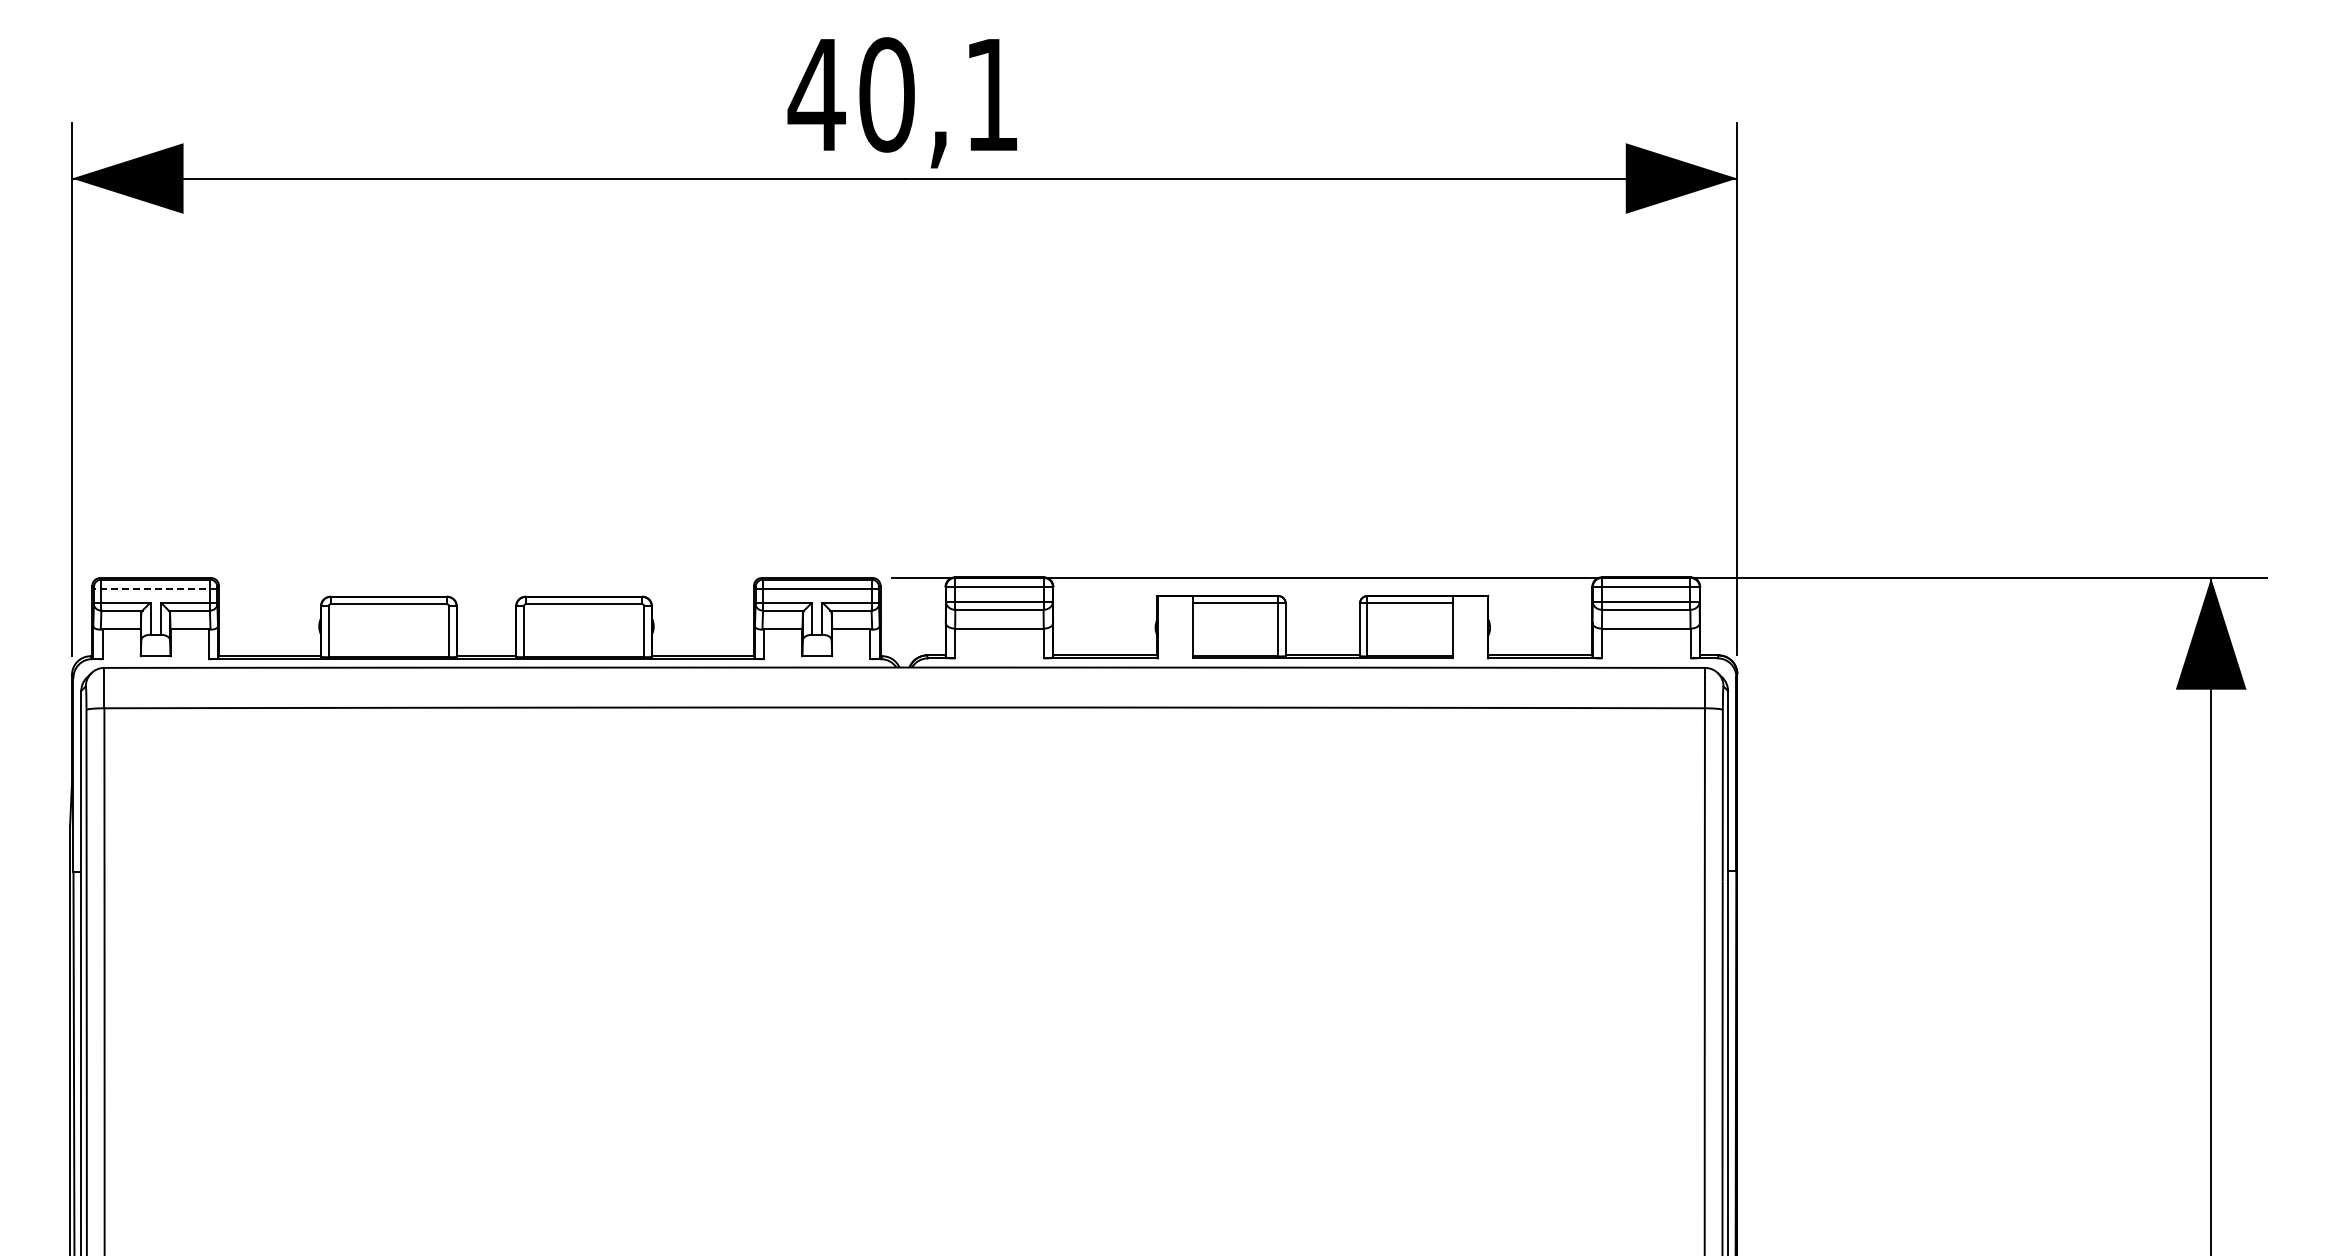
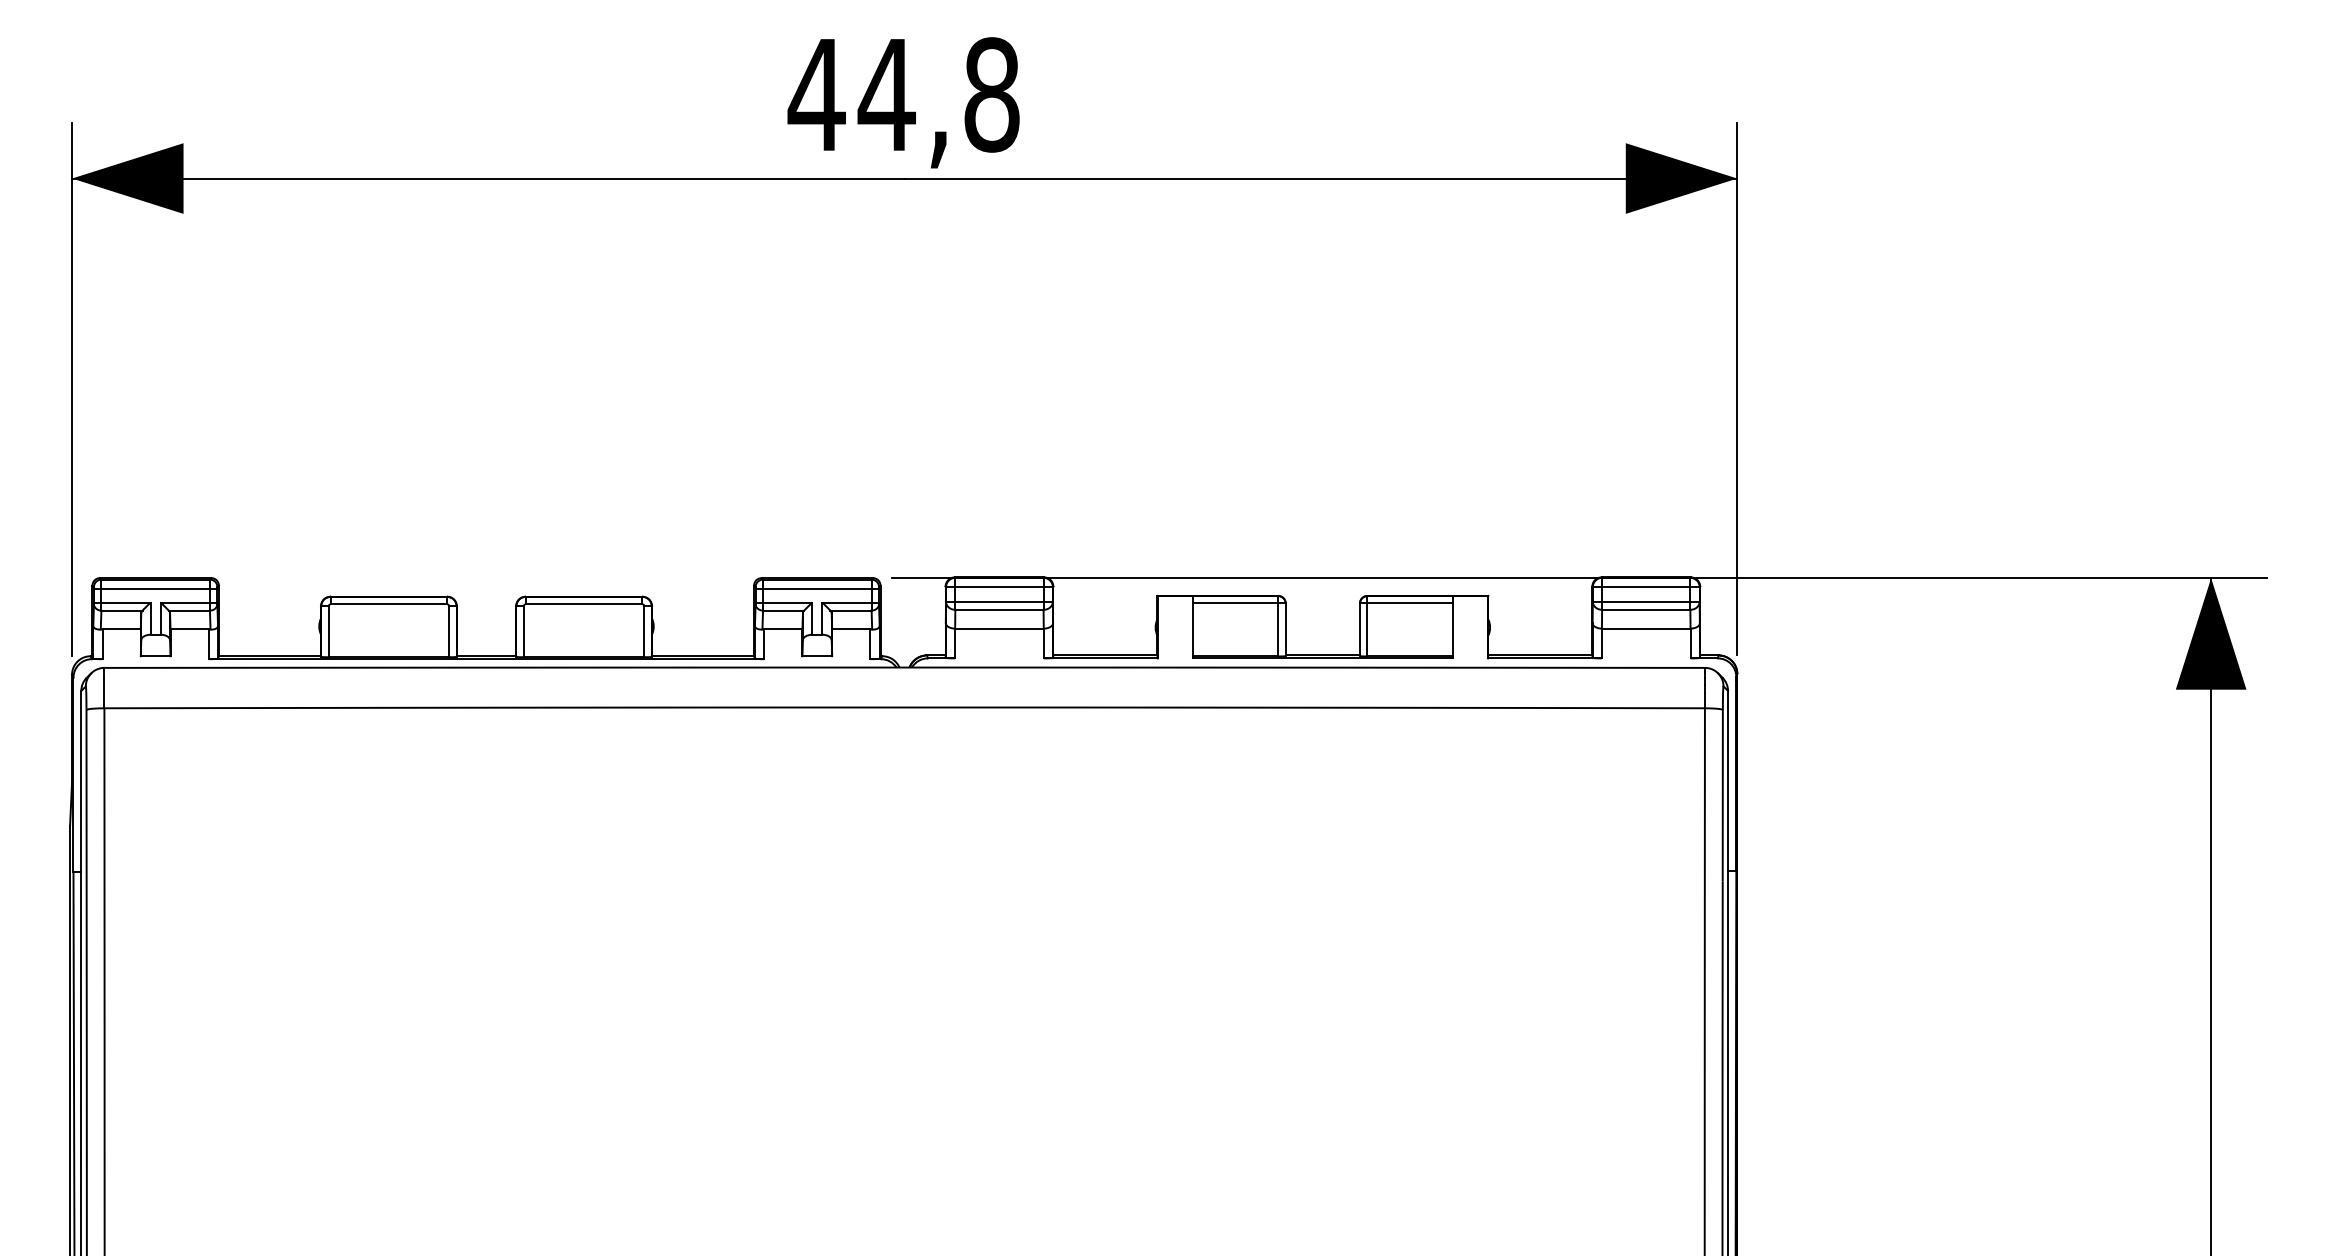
text: 40,1 -> 44,8 (938, 94)
line: dashed -> solid (155, 588)
